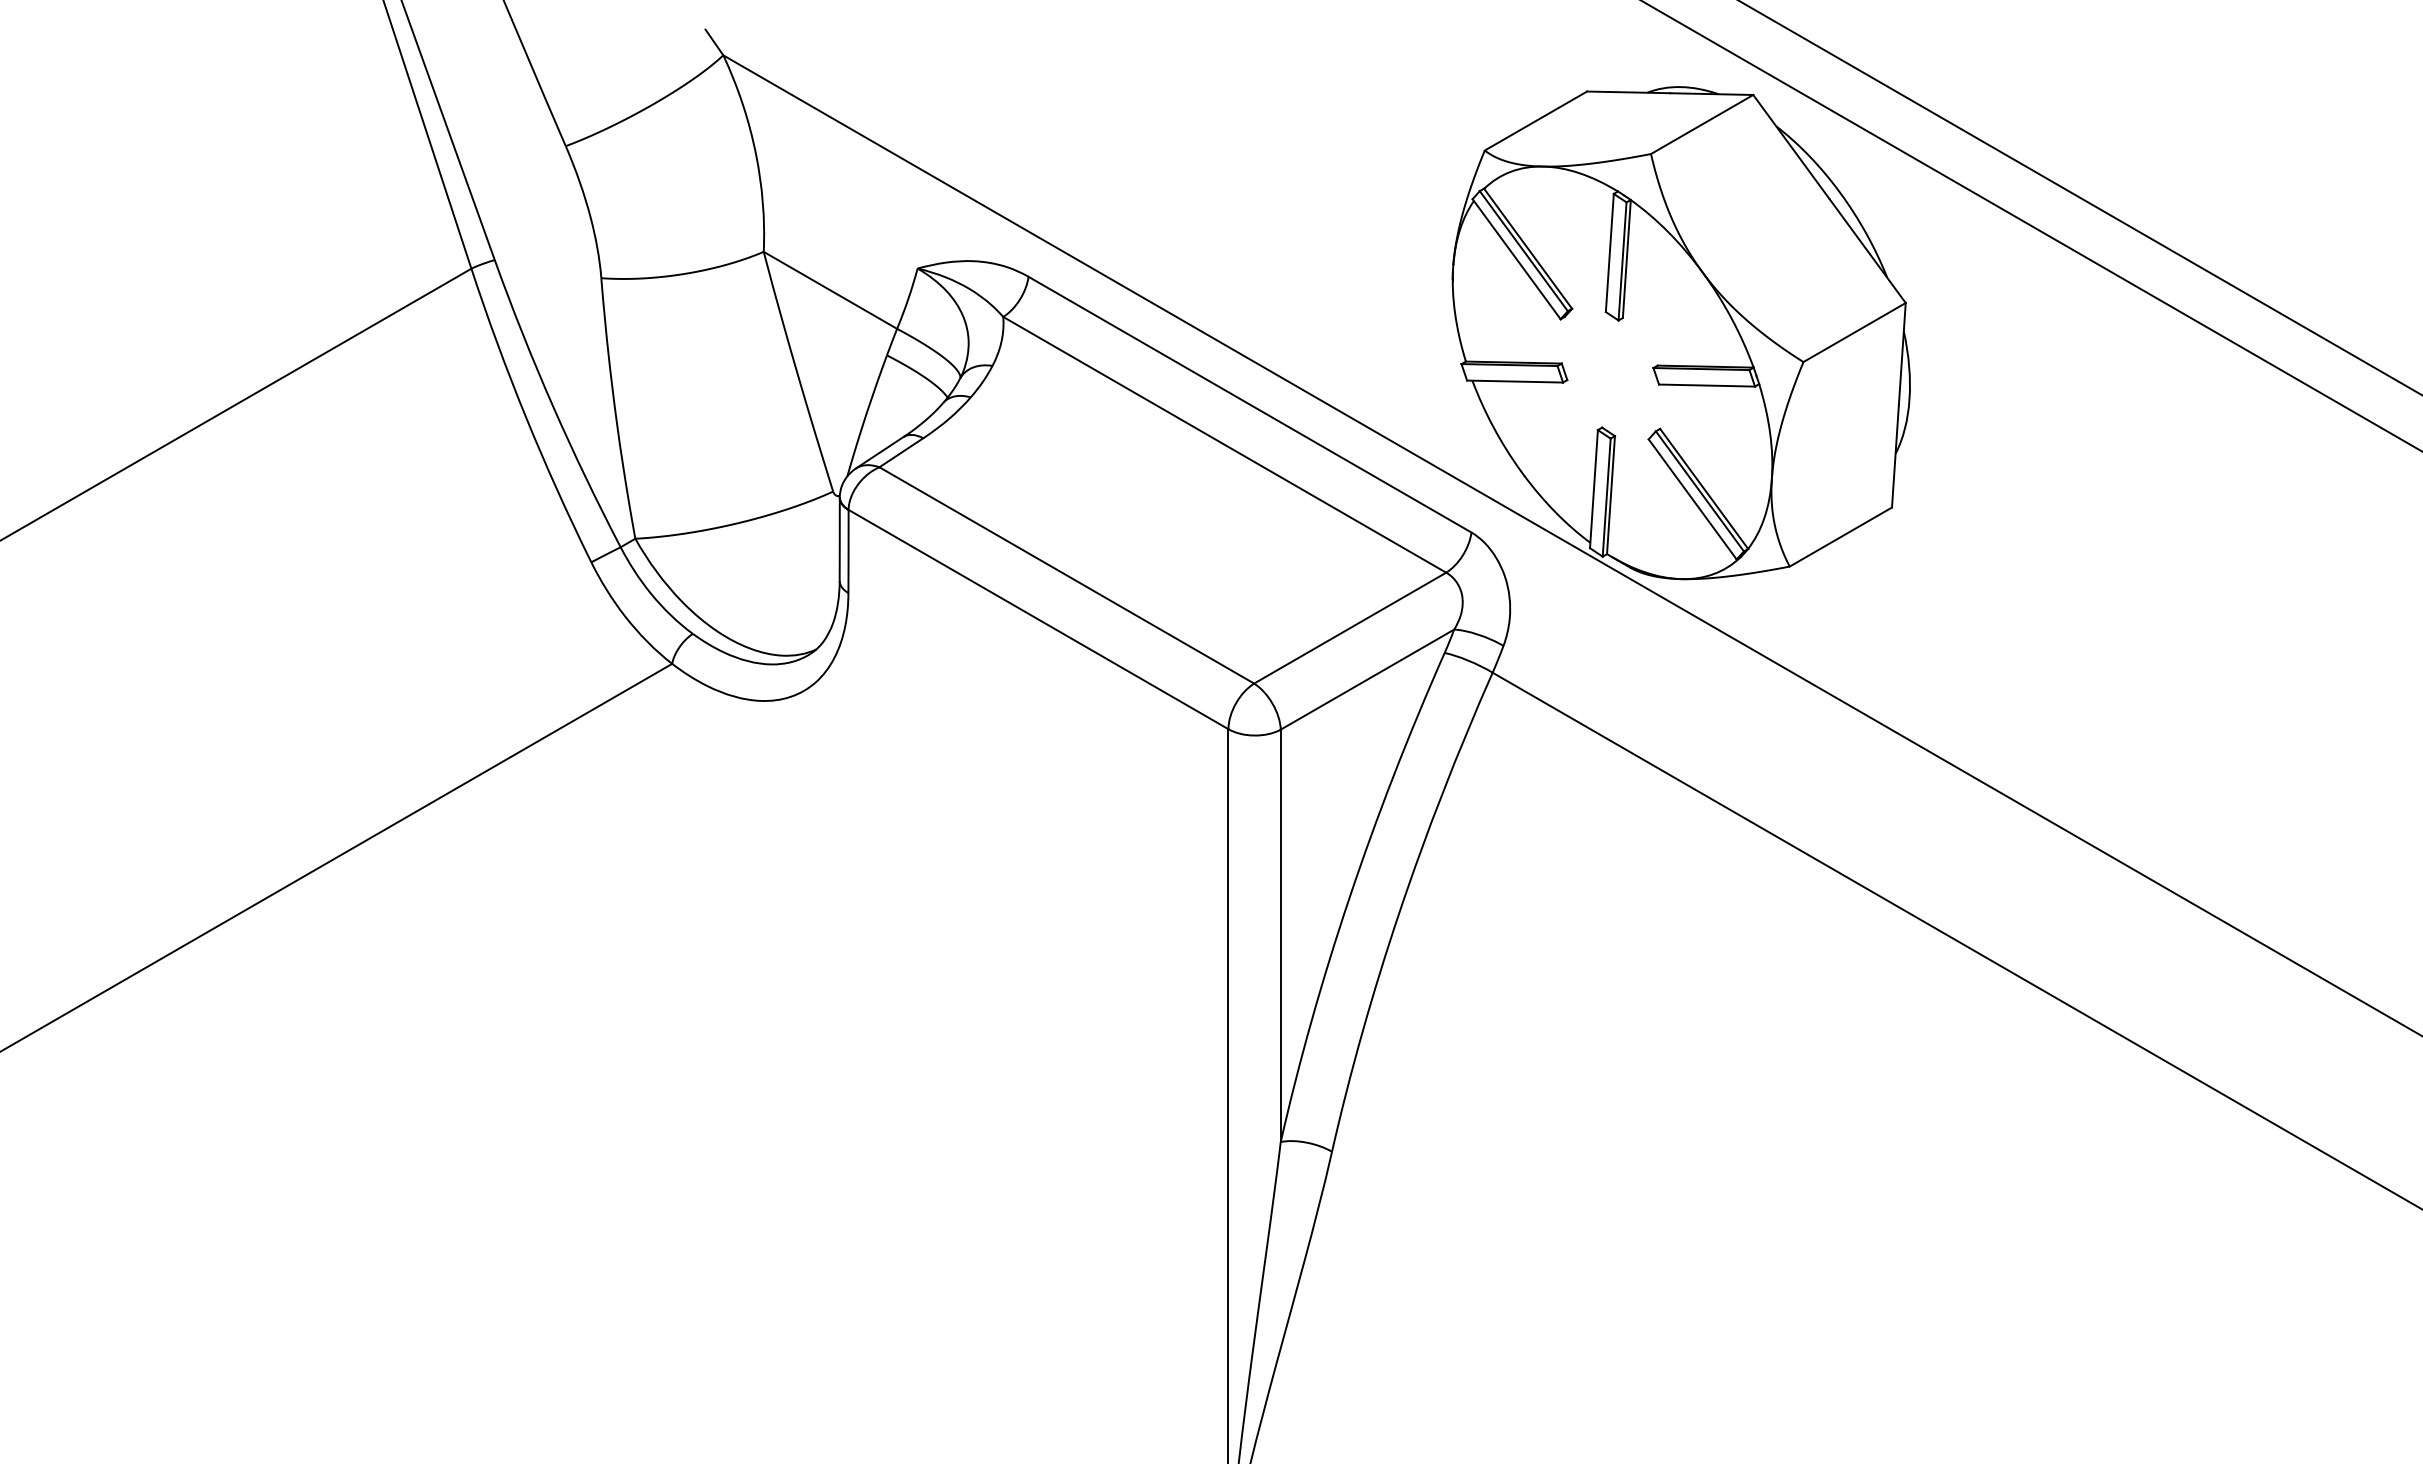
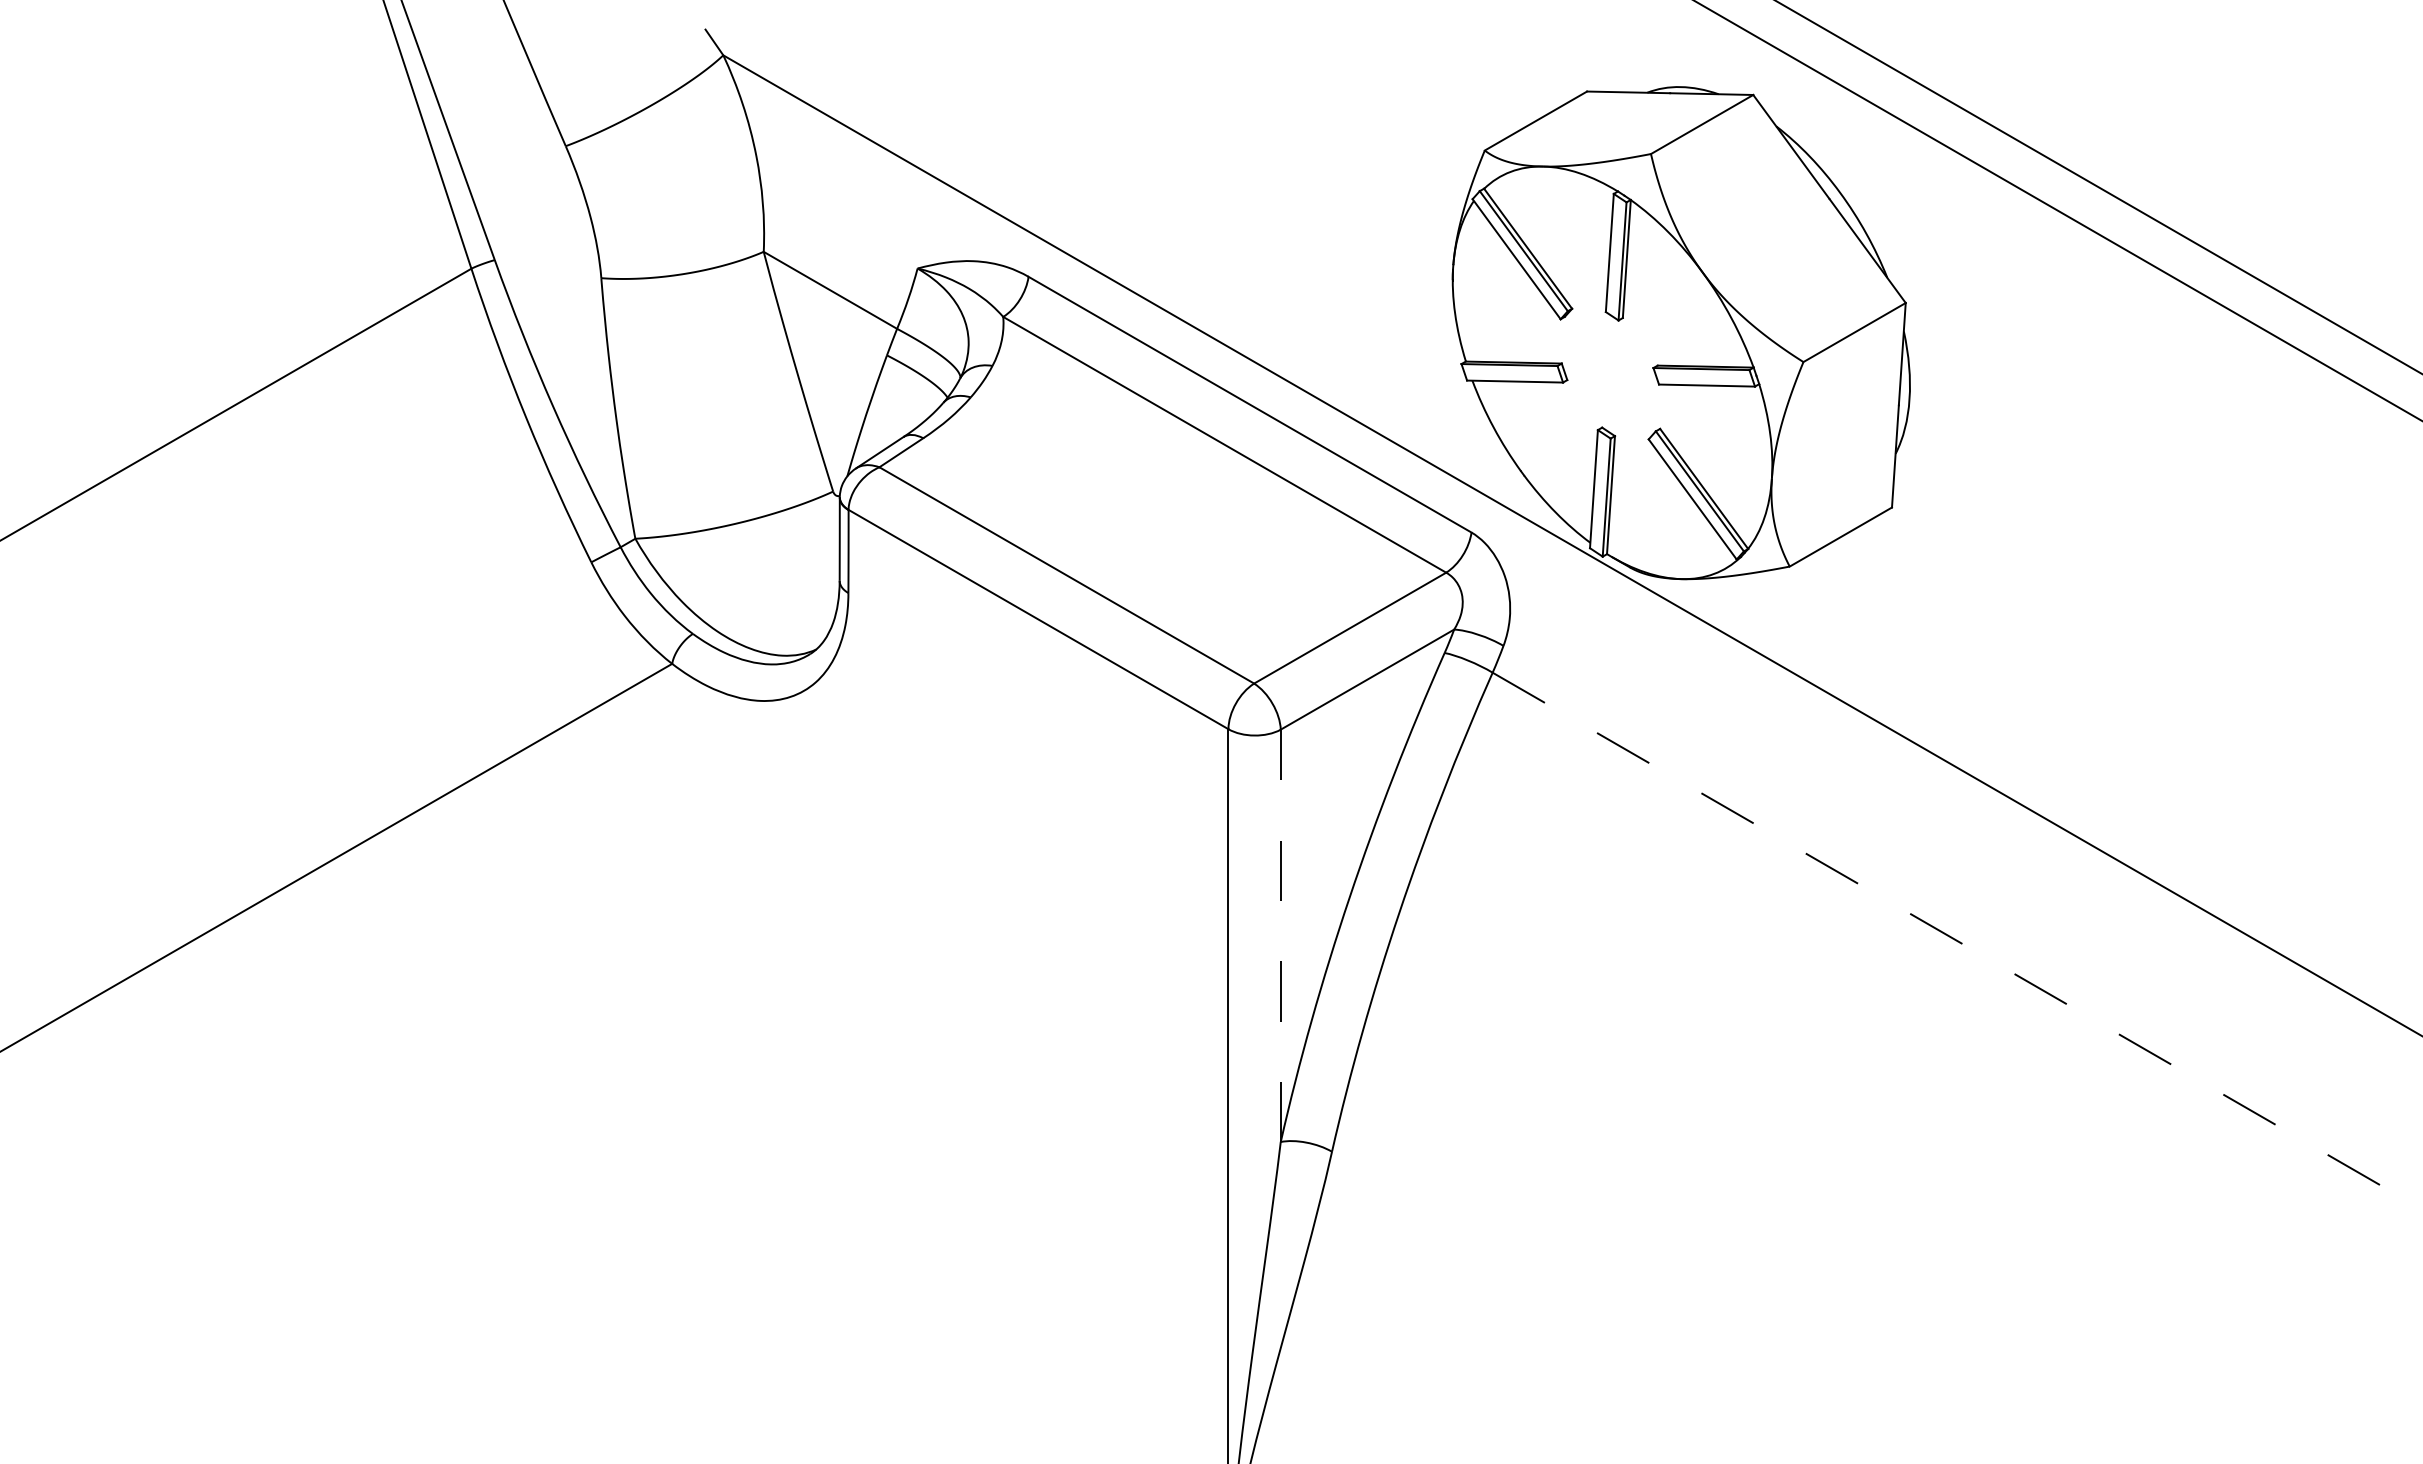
line position: (2080, 197) -> (2098, 187) (2098, 187)
line position: (2031, 226) -> (2057, 210) (2057, 210)
line: solid -> dashed (1280, 935)
line: solid -> dashed (1957, 941)
